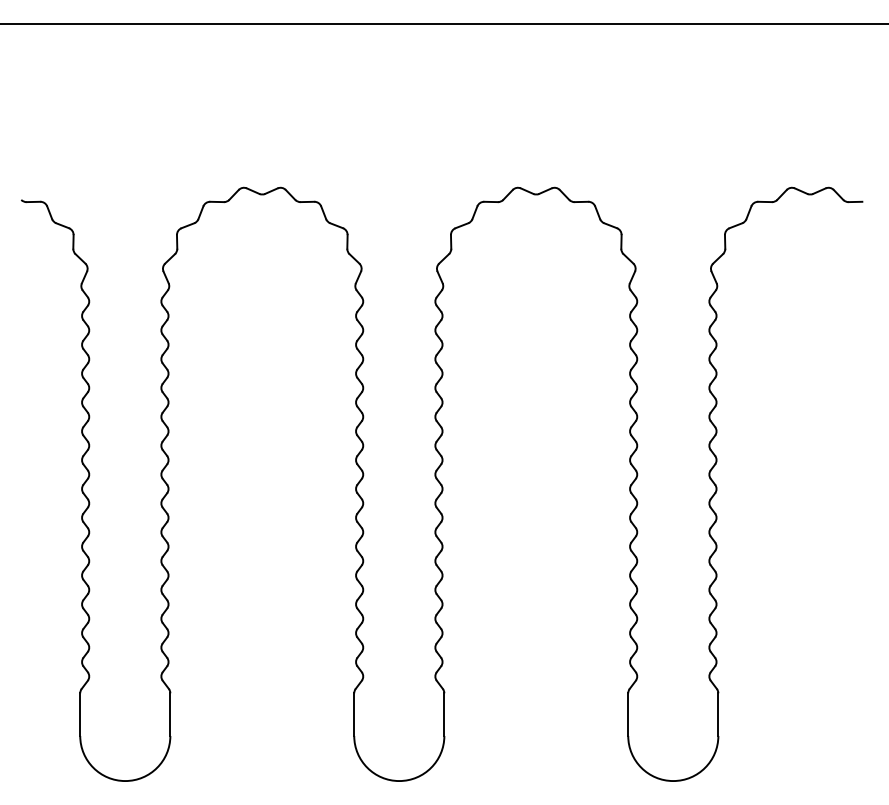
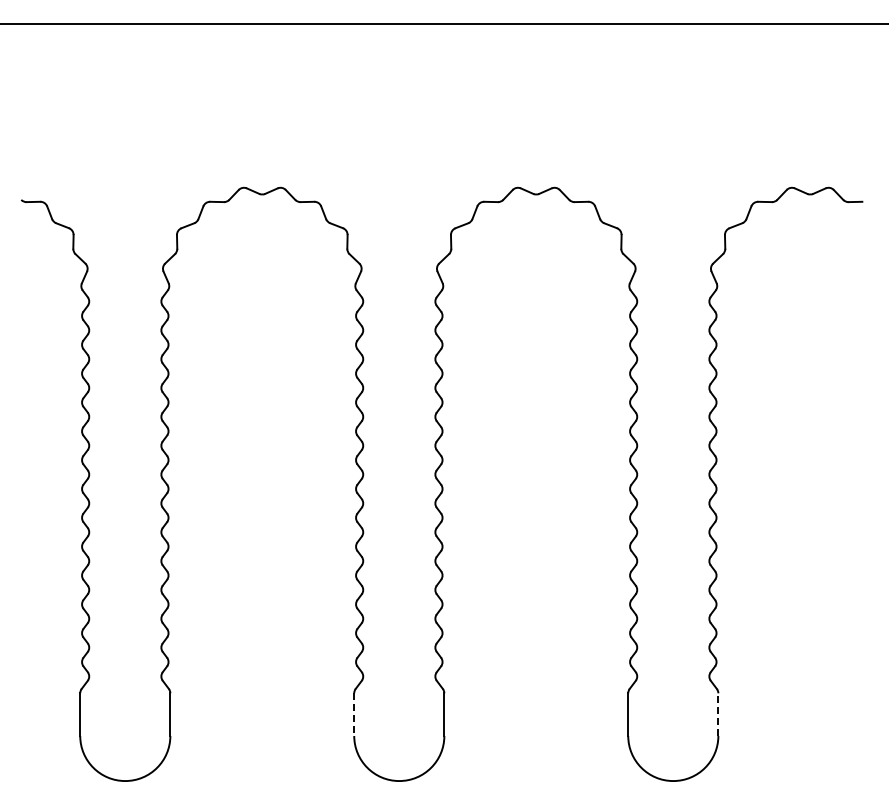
line: solid -> dashed (718, 714)
line: solid -> dashed (354, 715)
